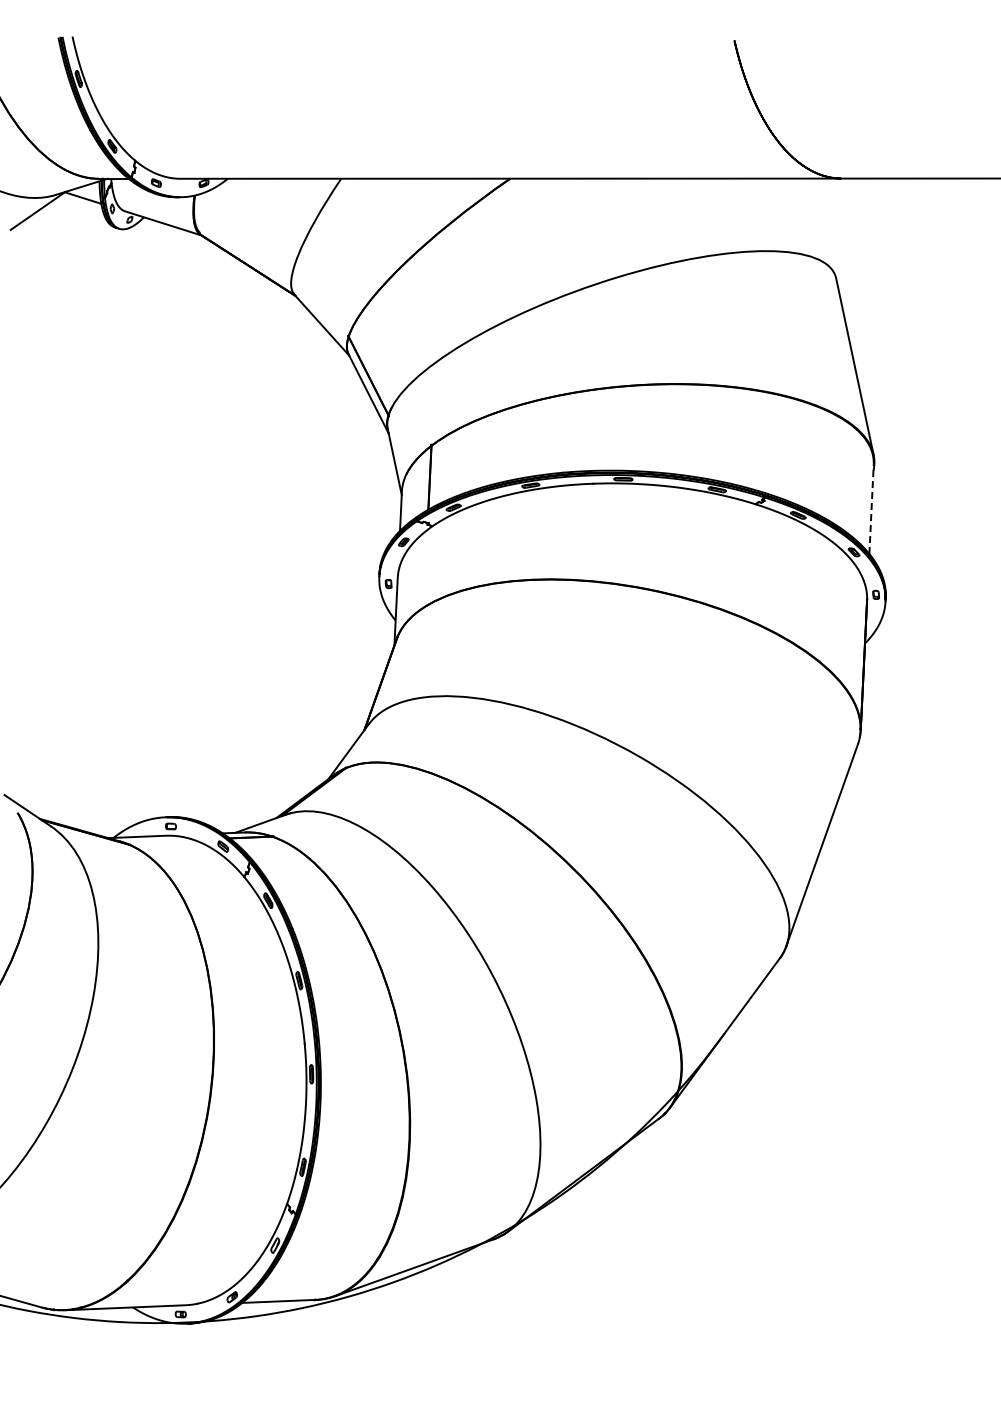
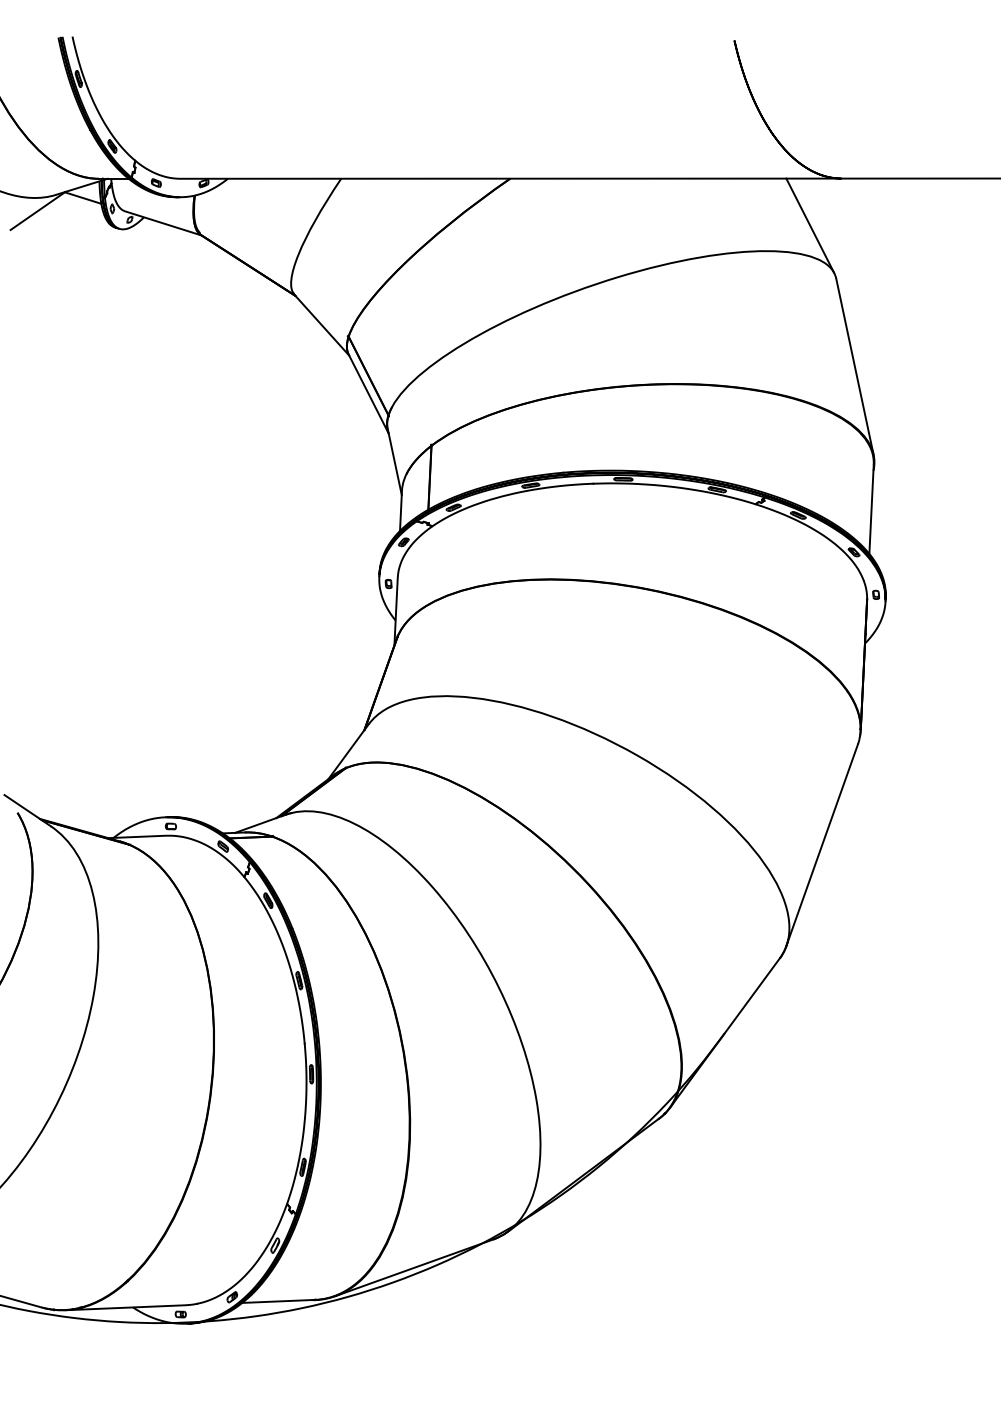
line: none -> present (810, 225)
line: dashed -> solid (871, 509)
